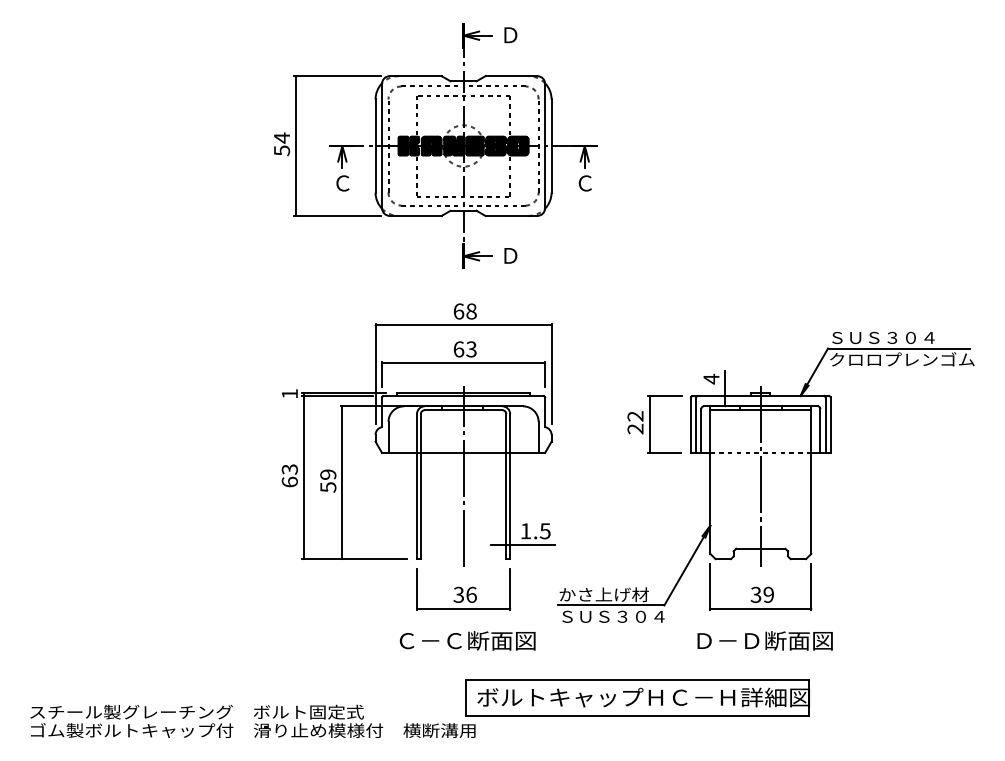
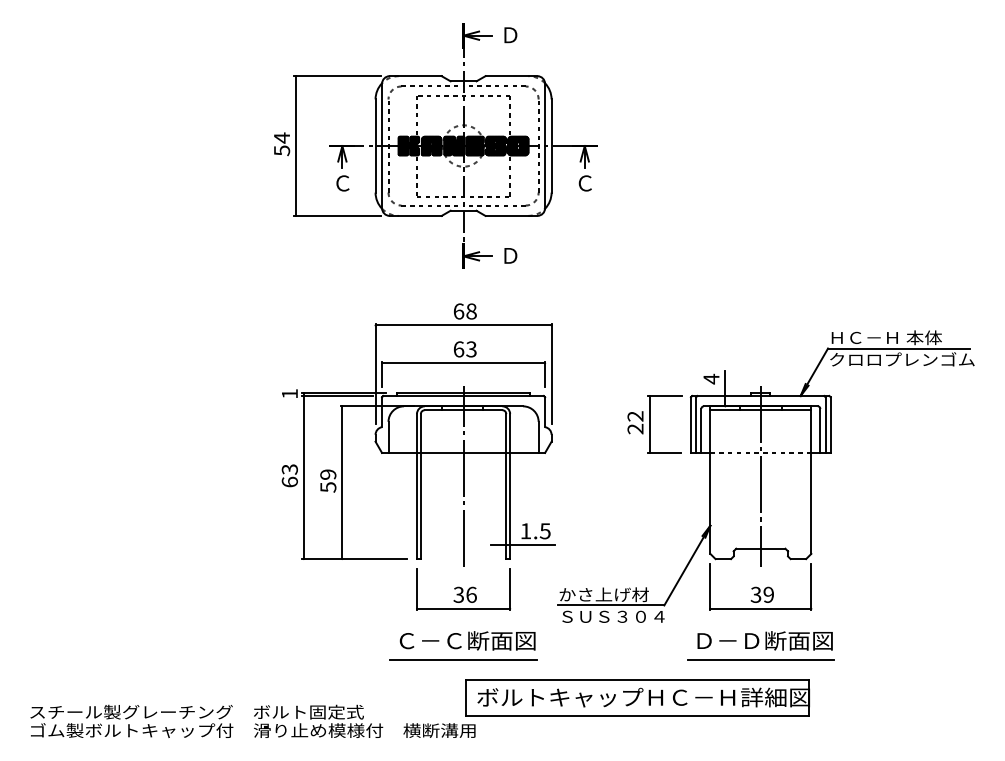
text: ＳＵＳ３０４ -> ＨＣ－Ｈ 本体 (886, 337)
line: none -> present (463, 659)
line: none -> present (760, 659)
